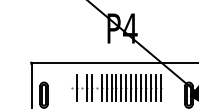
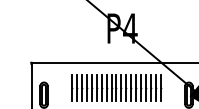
line: none -> present (71, 88)
line: none -> present (81, 88)
line: none -> present (96, 88)
